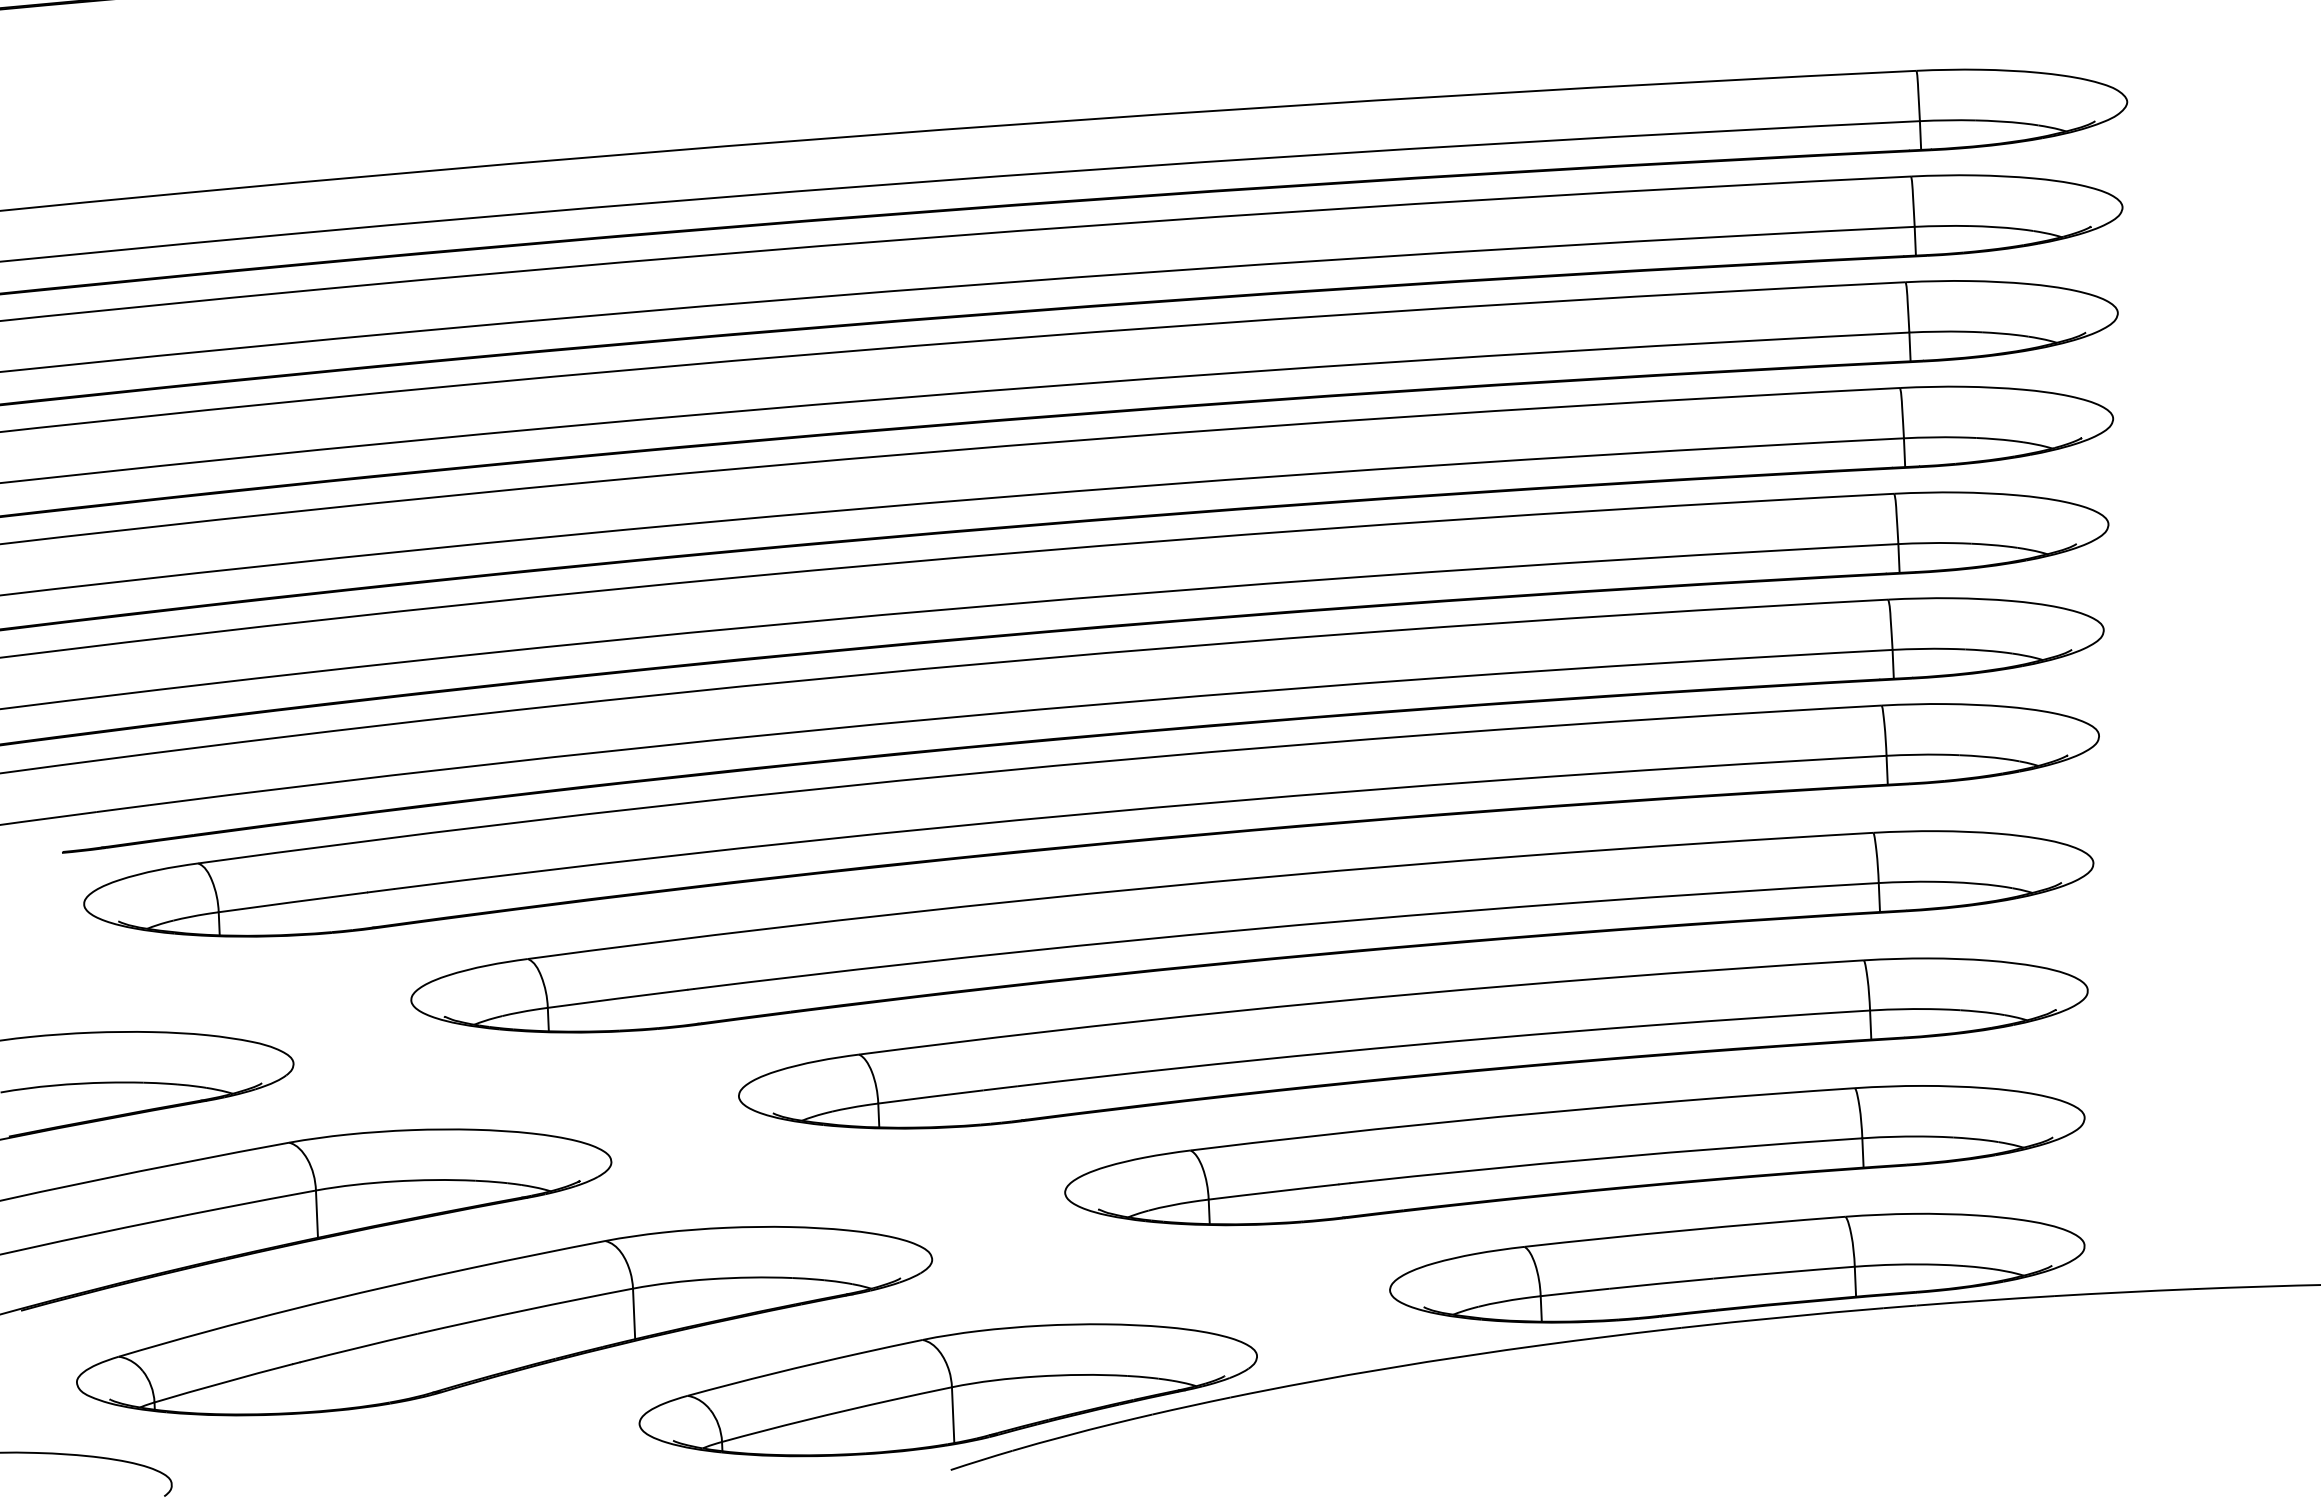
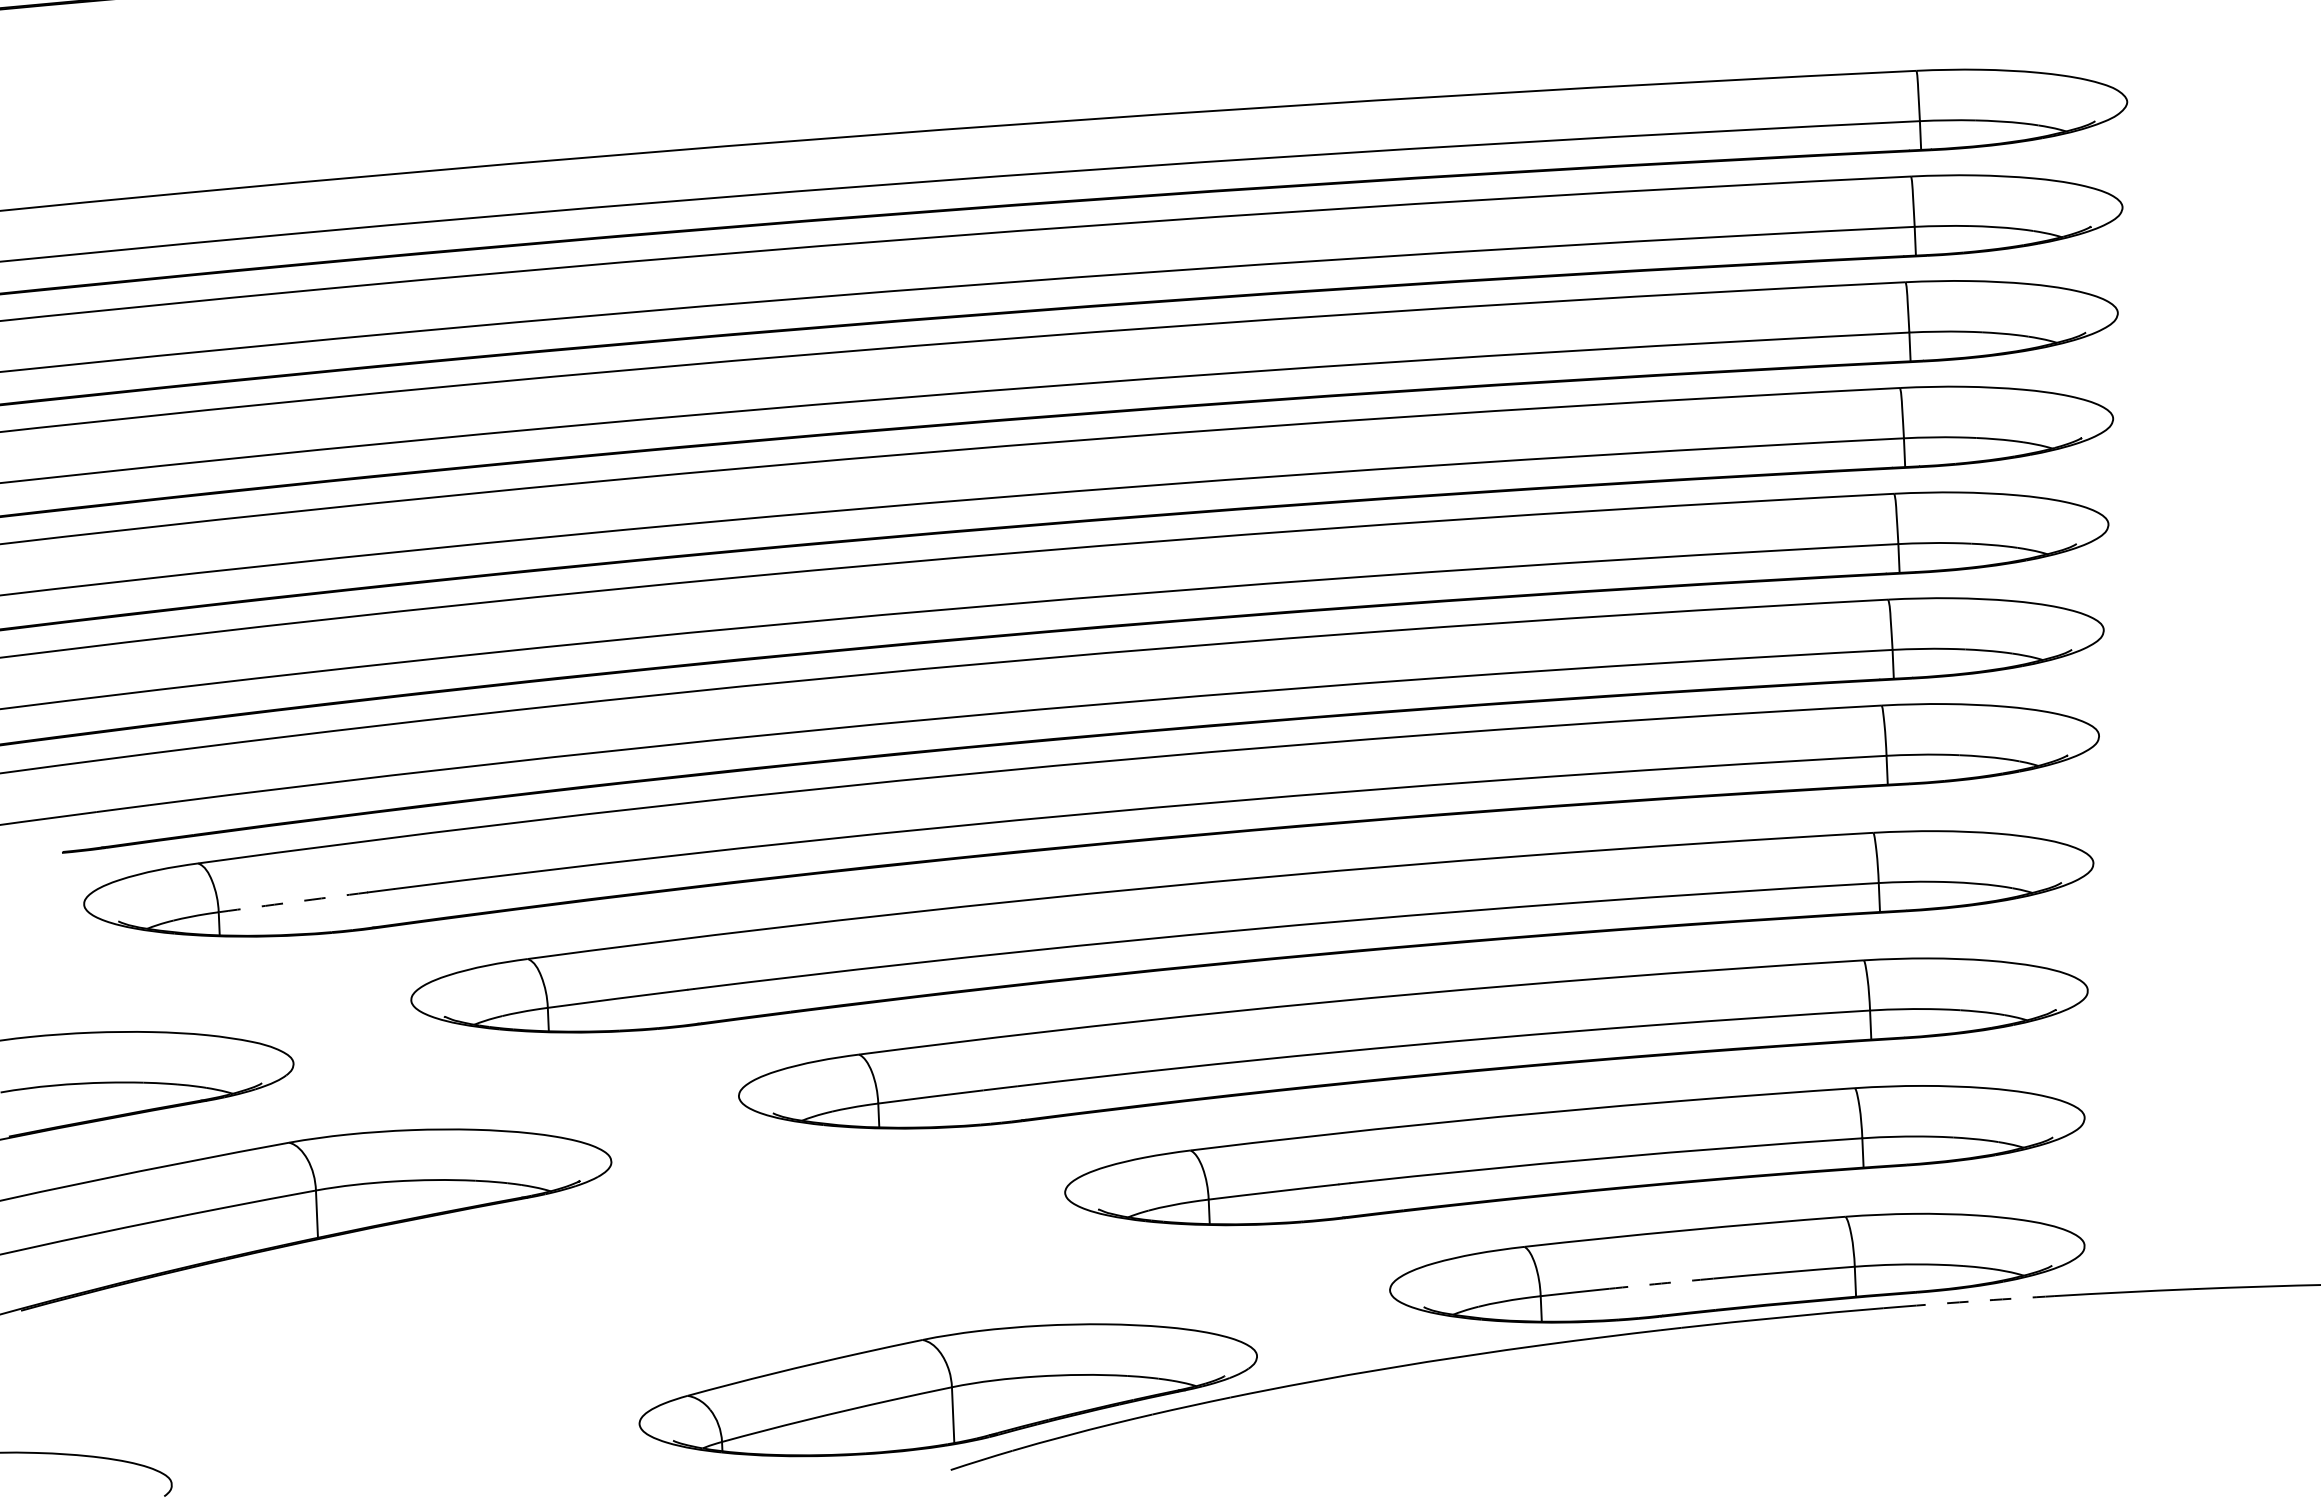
arc: solid -> dashed (293, 902)
arc: solid -> dashed (1661, 1283)
arc: solid -> dashed (1985, 1300)
part: present -> none (504, 1320)
